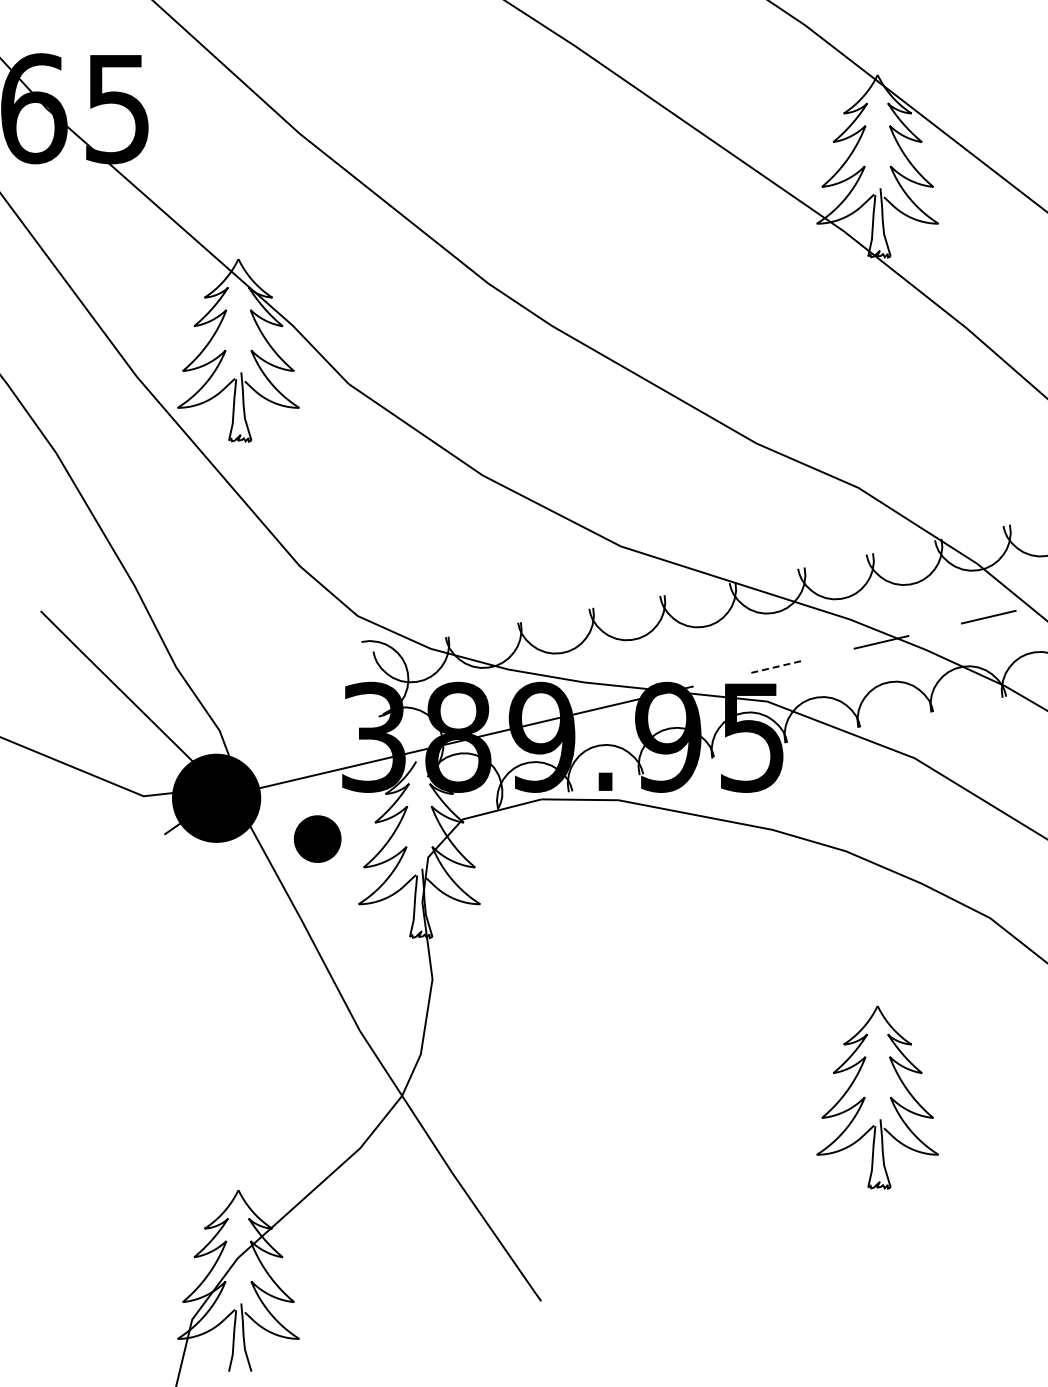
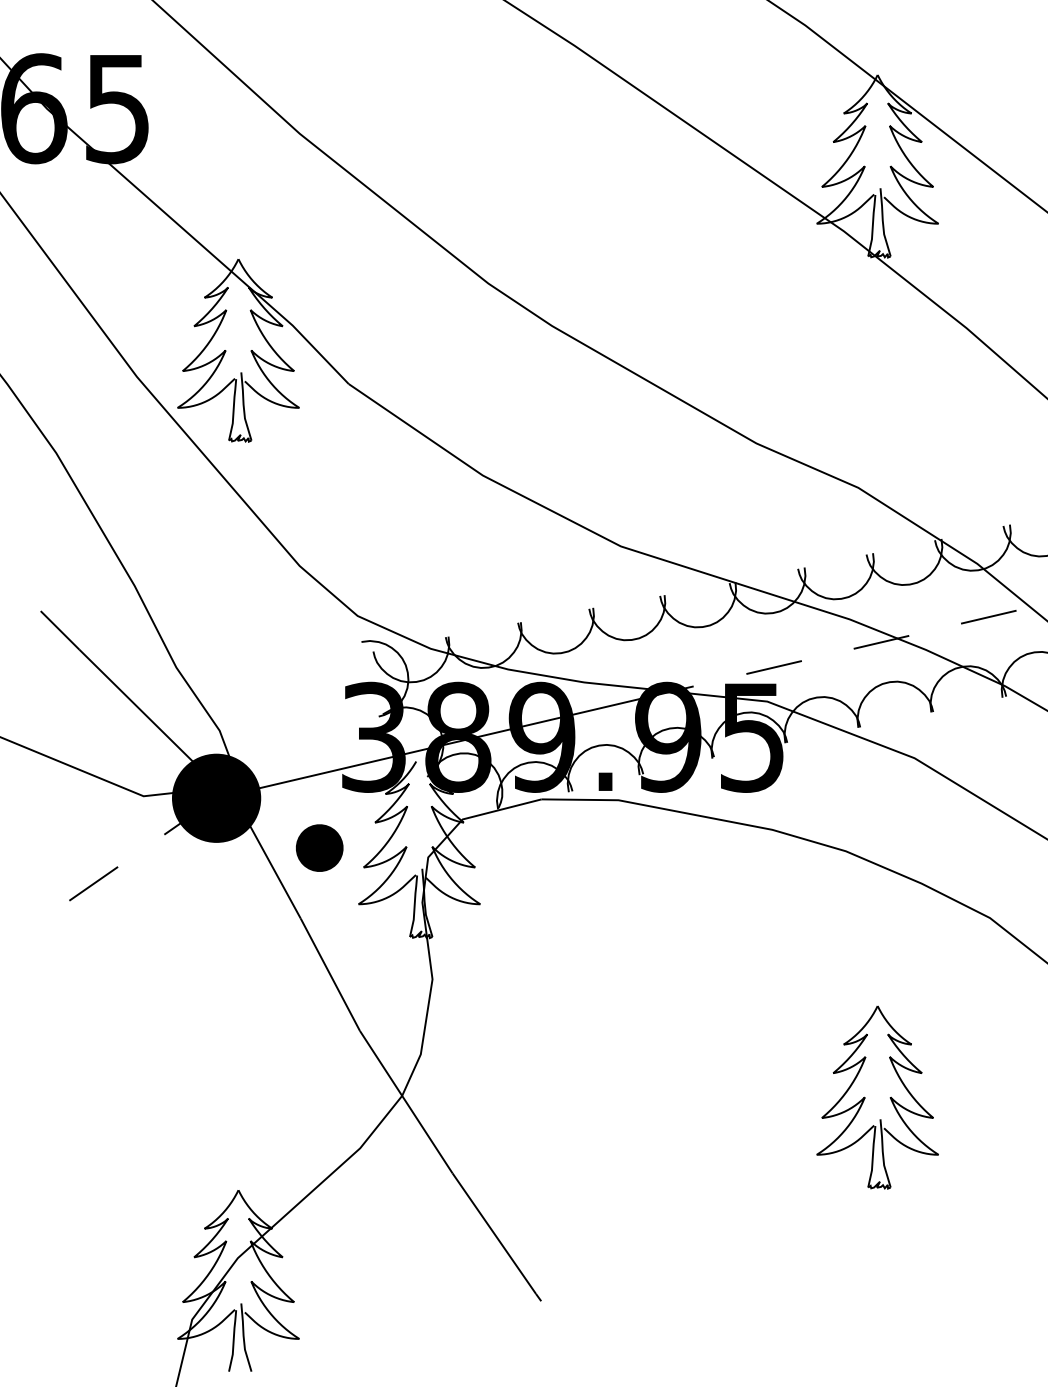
line: dashed -> solid (774, 667)
part position: (317, 838) -> (319, 847) (319, 847)
line: none -> present (93, 883)
